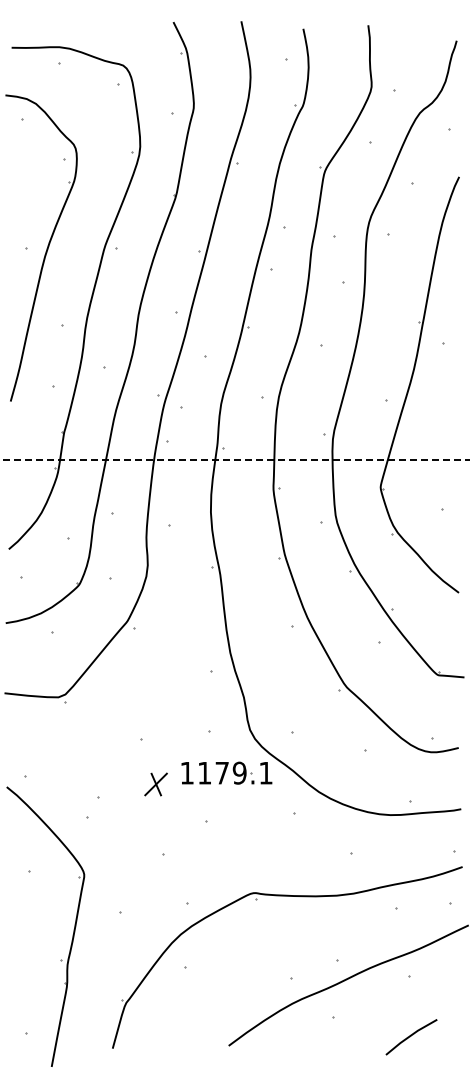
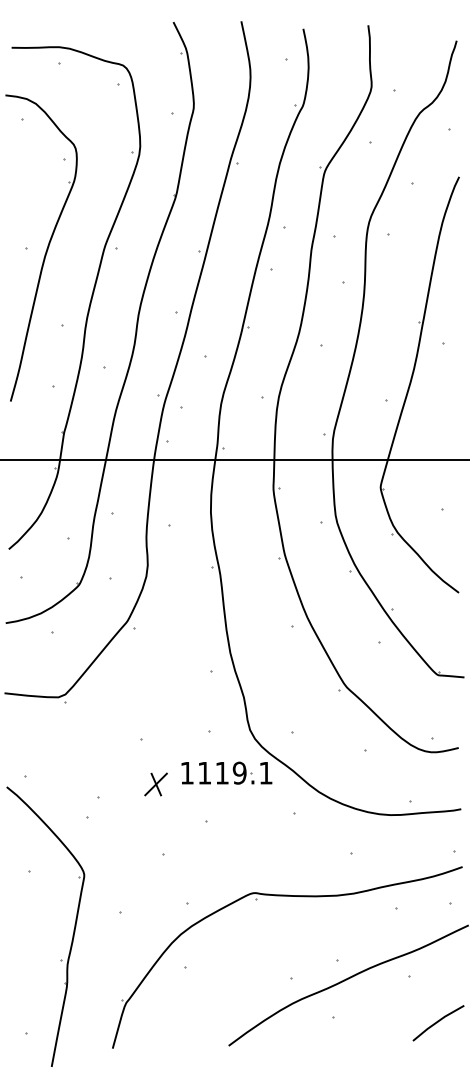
line: dashed -> solid (234, 459)
text: 1179.1 -> 1119.1 (221, 773)
line position: (411, 1036) -> (438, 1022) (438, 1022)
